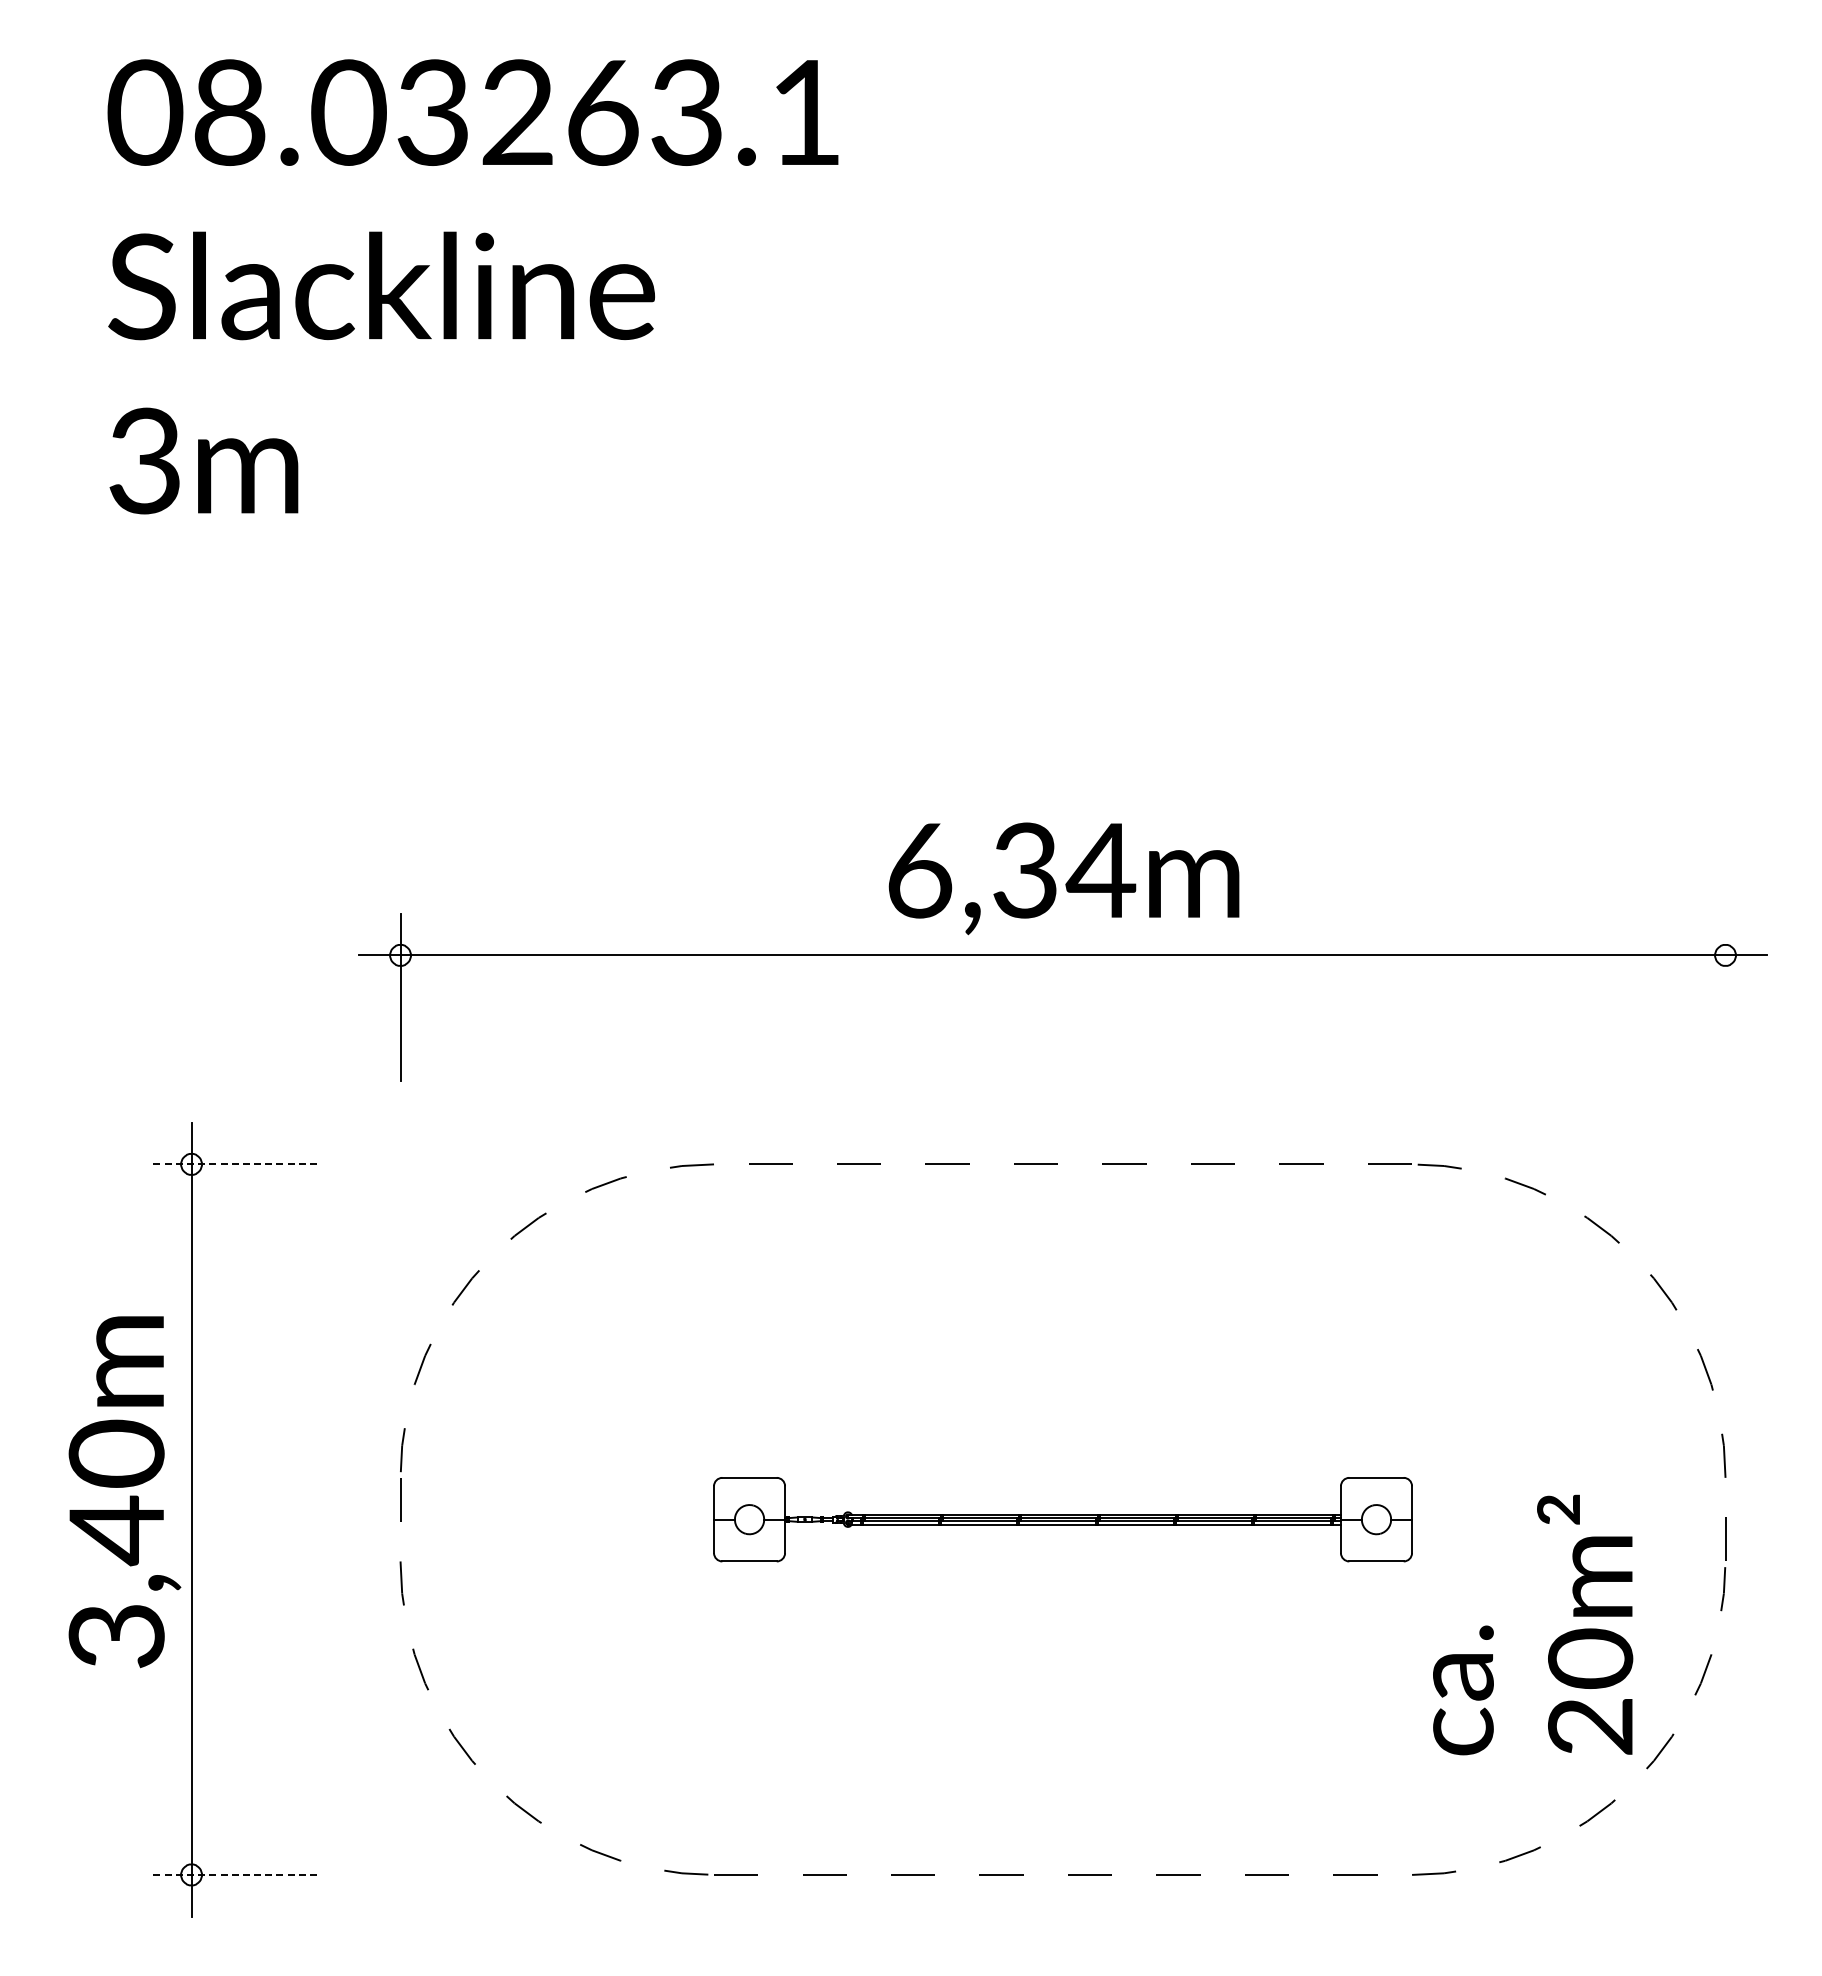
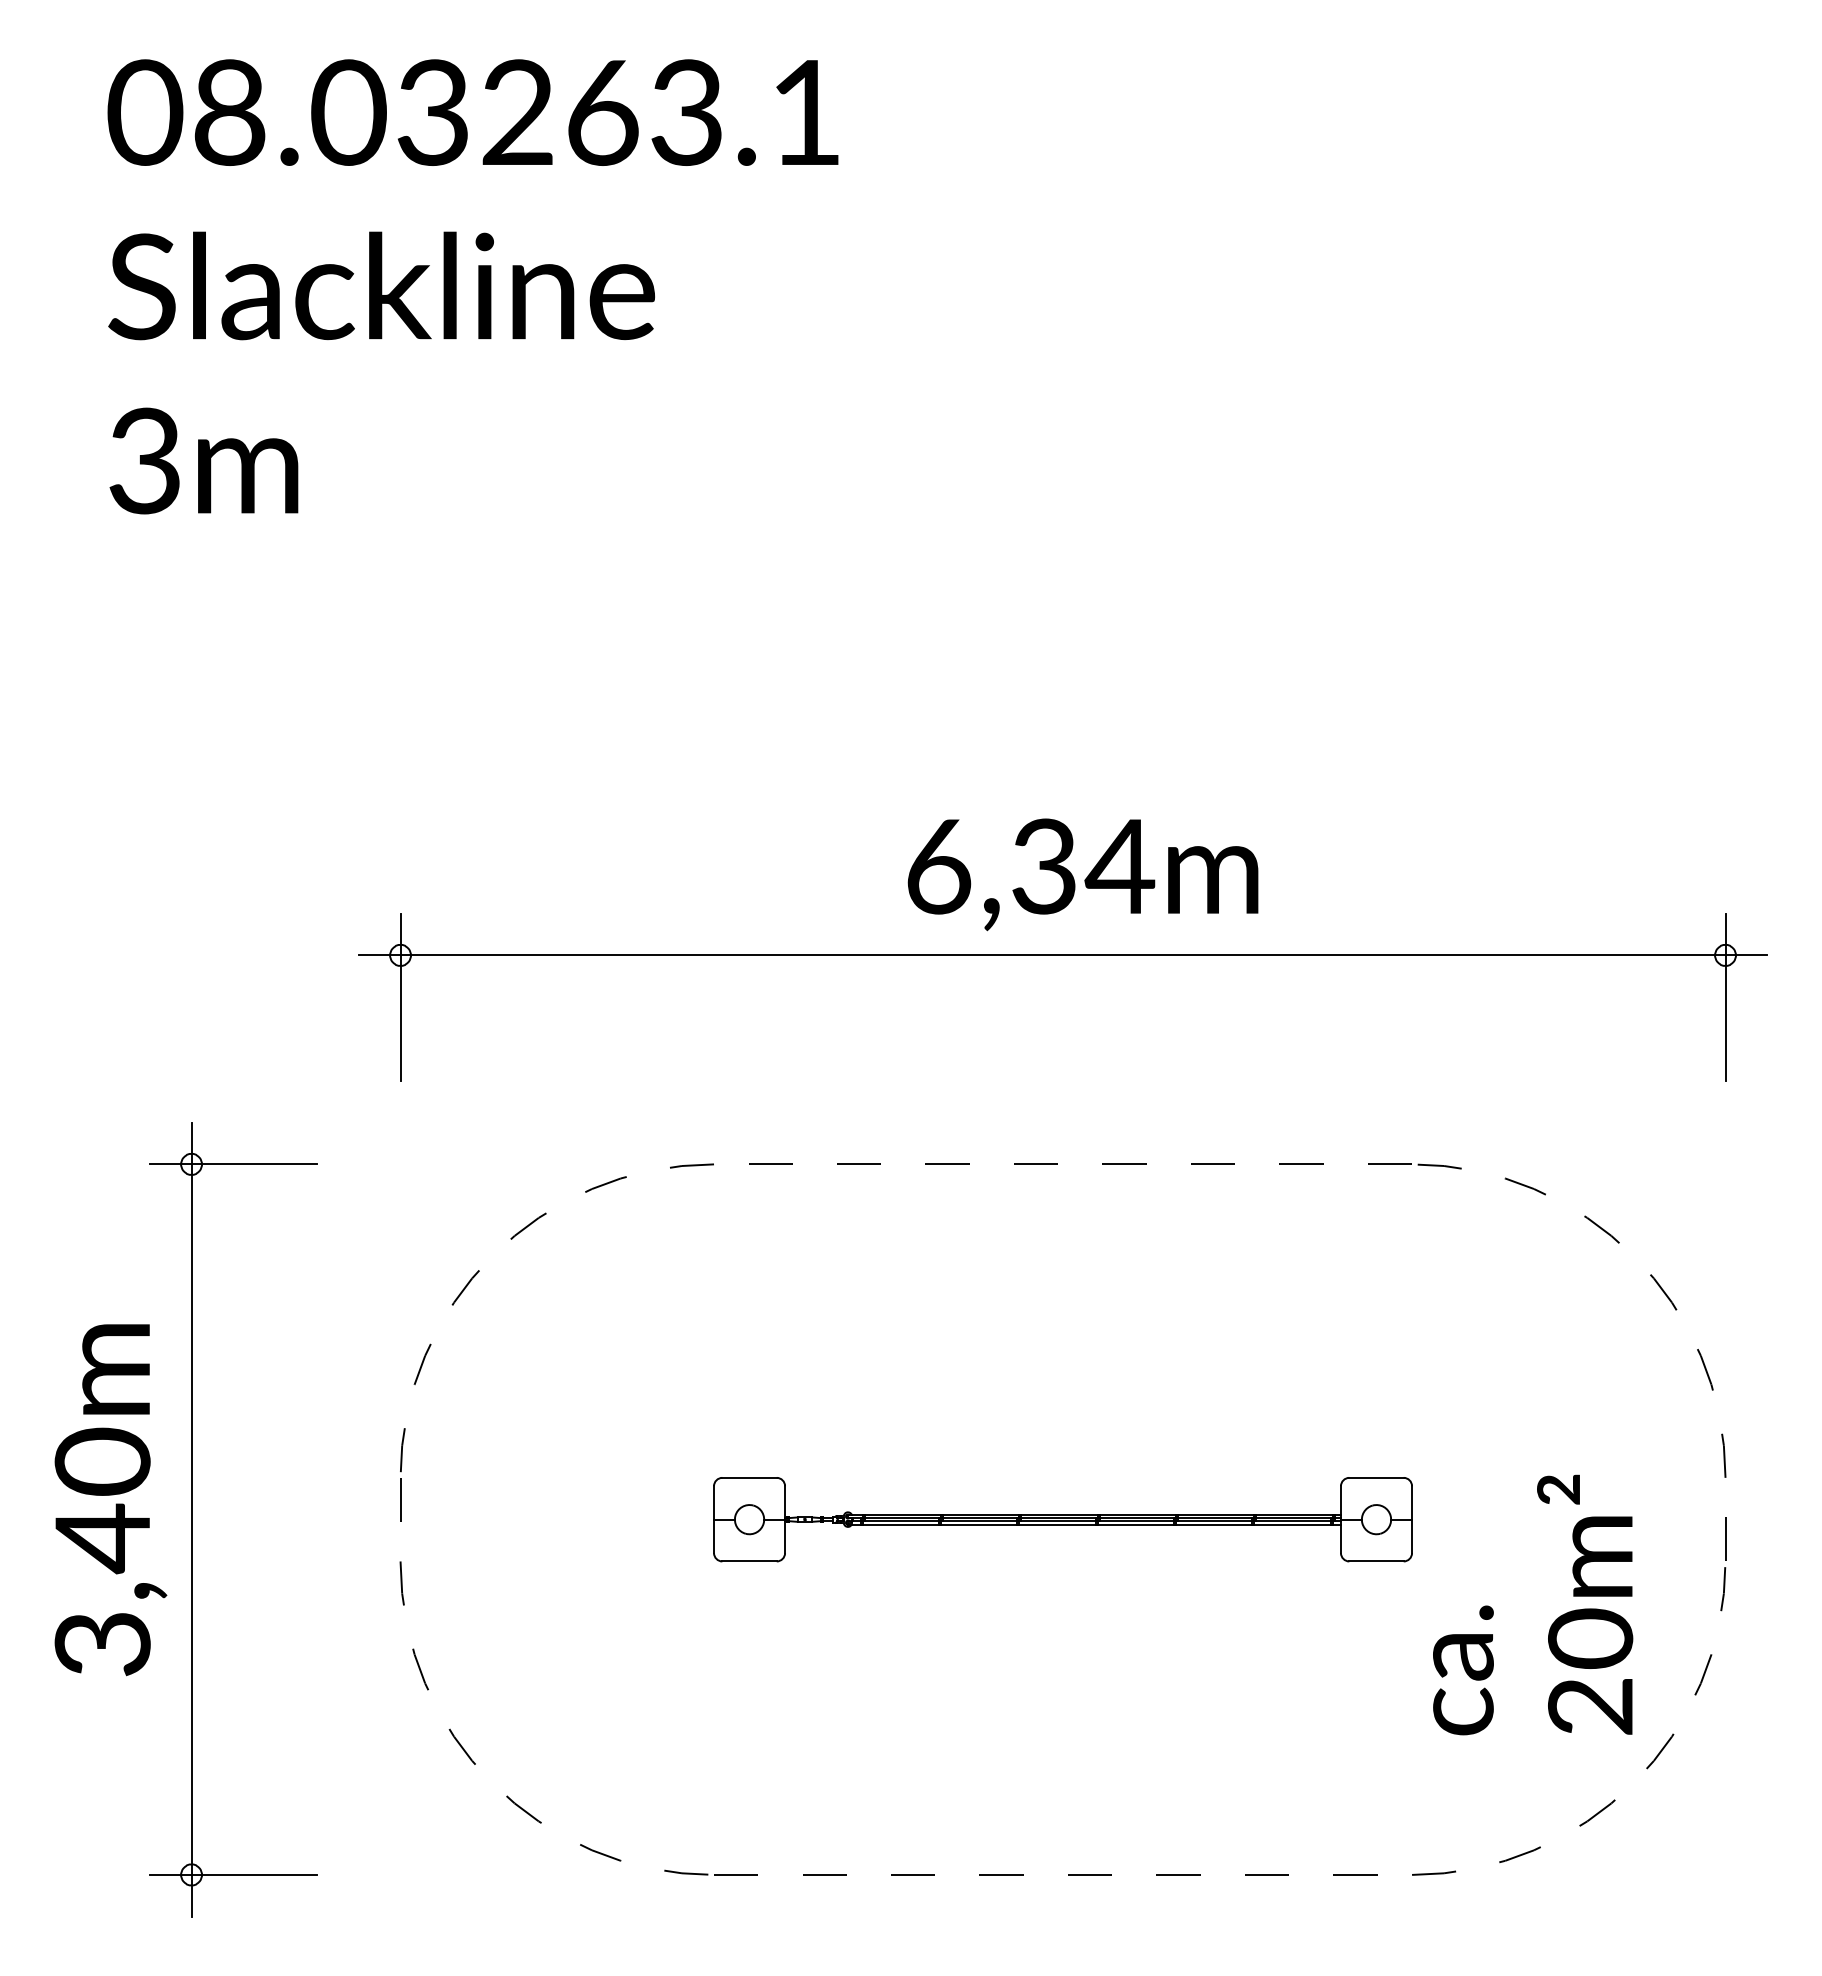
text position: (1063, 878) -> (1082, 874) (1082, 874)
line: none -> present (1725, 996)
line: dashed -> solid (233, 1164)
text position: (124, 1492) -> (110, 1500) (110, 1500)
text position: (1533, 1624) -> (1533, 1604) (1533, 1604)
line: dashed -> solid (233, 1874)
